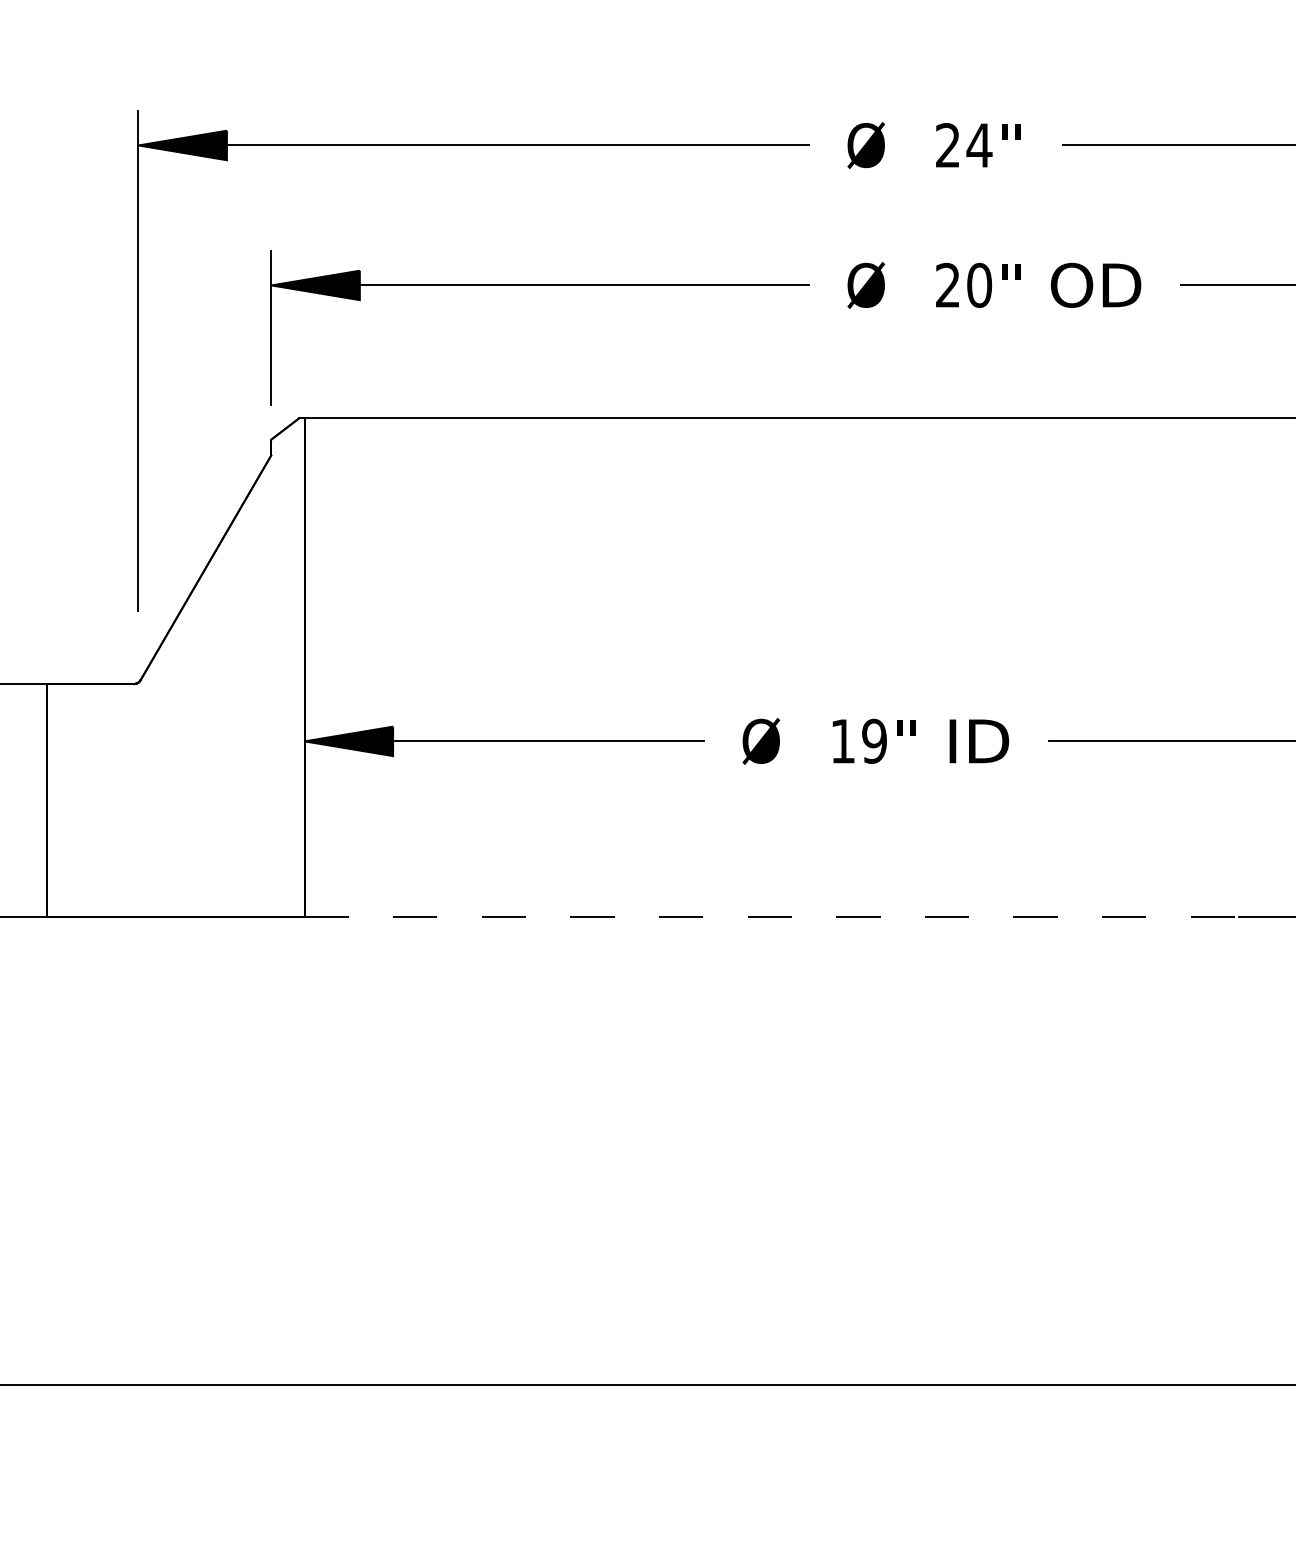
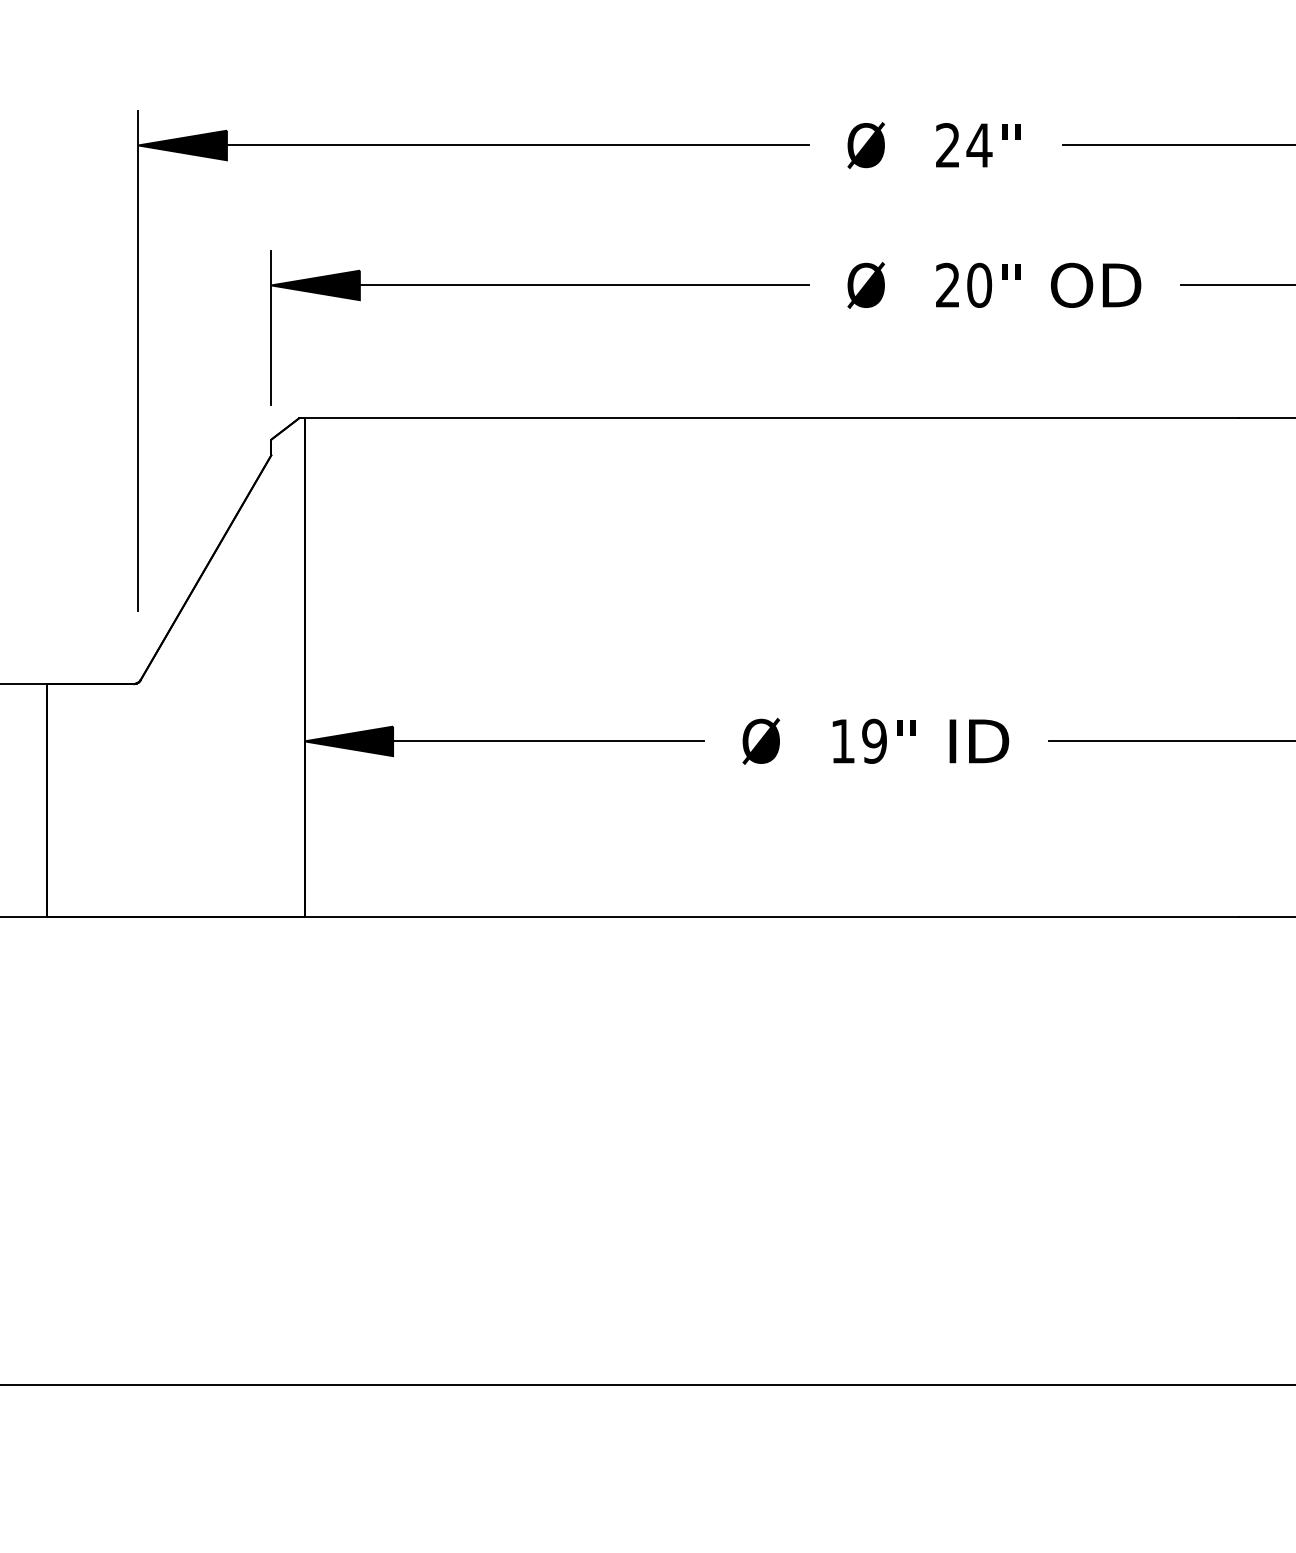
line: dashed -> solid (772, 916)
